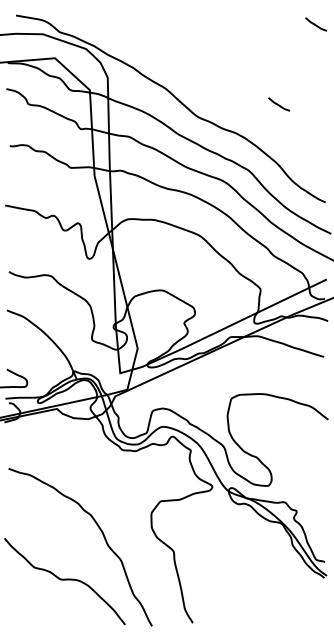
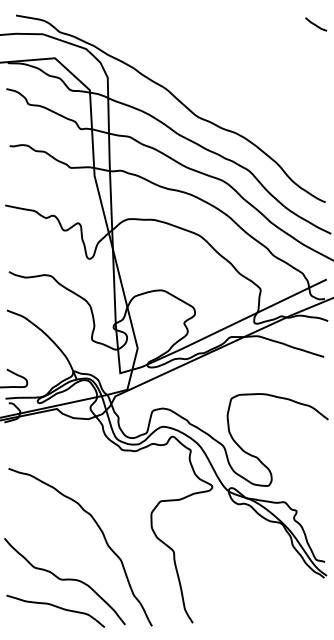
curve: present -> none (279, 104)
part: none -> present (55, 610)
